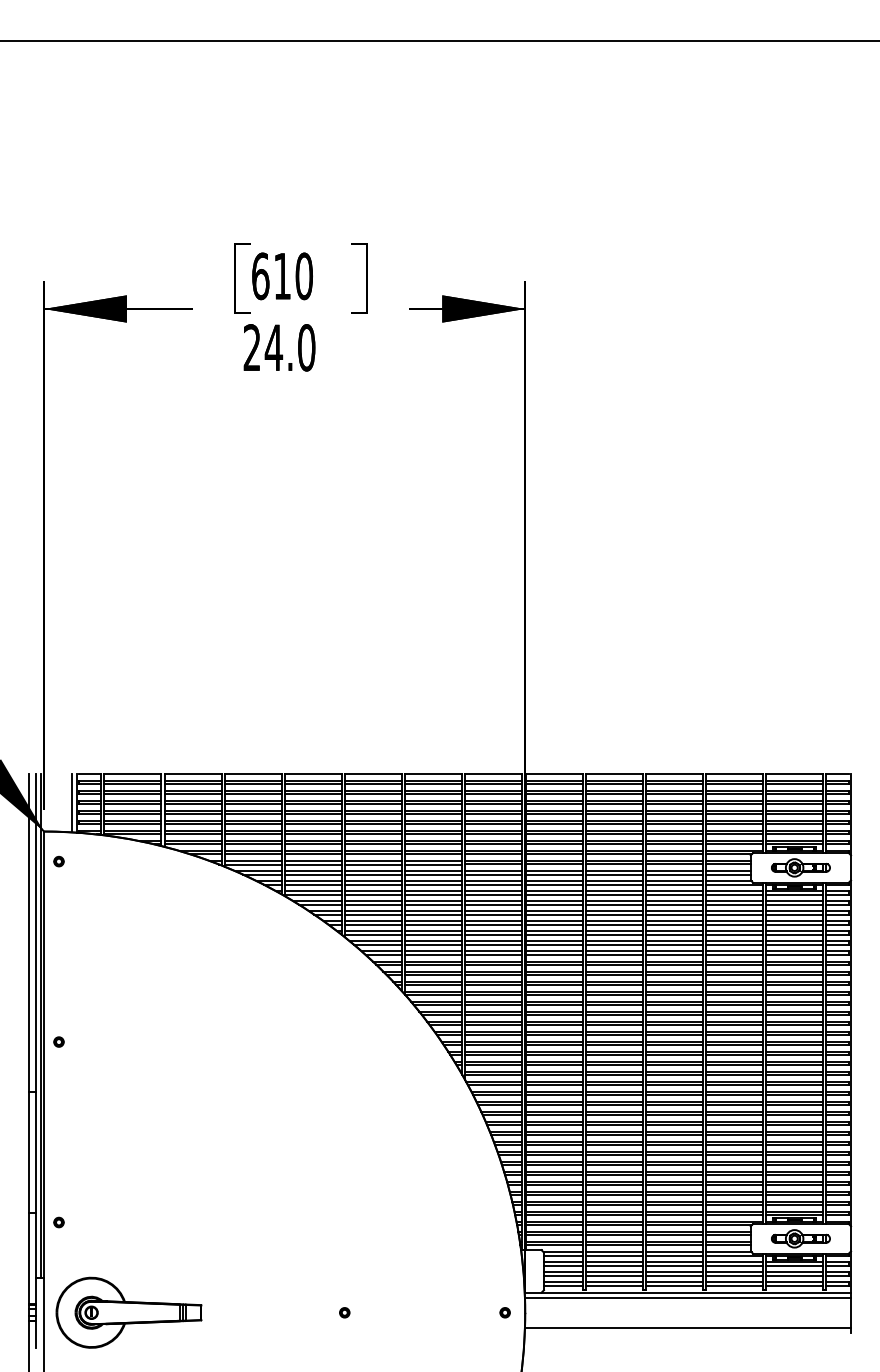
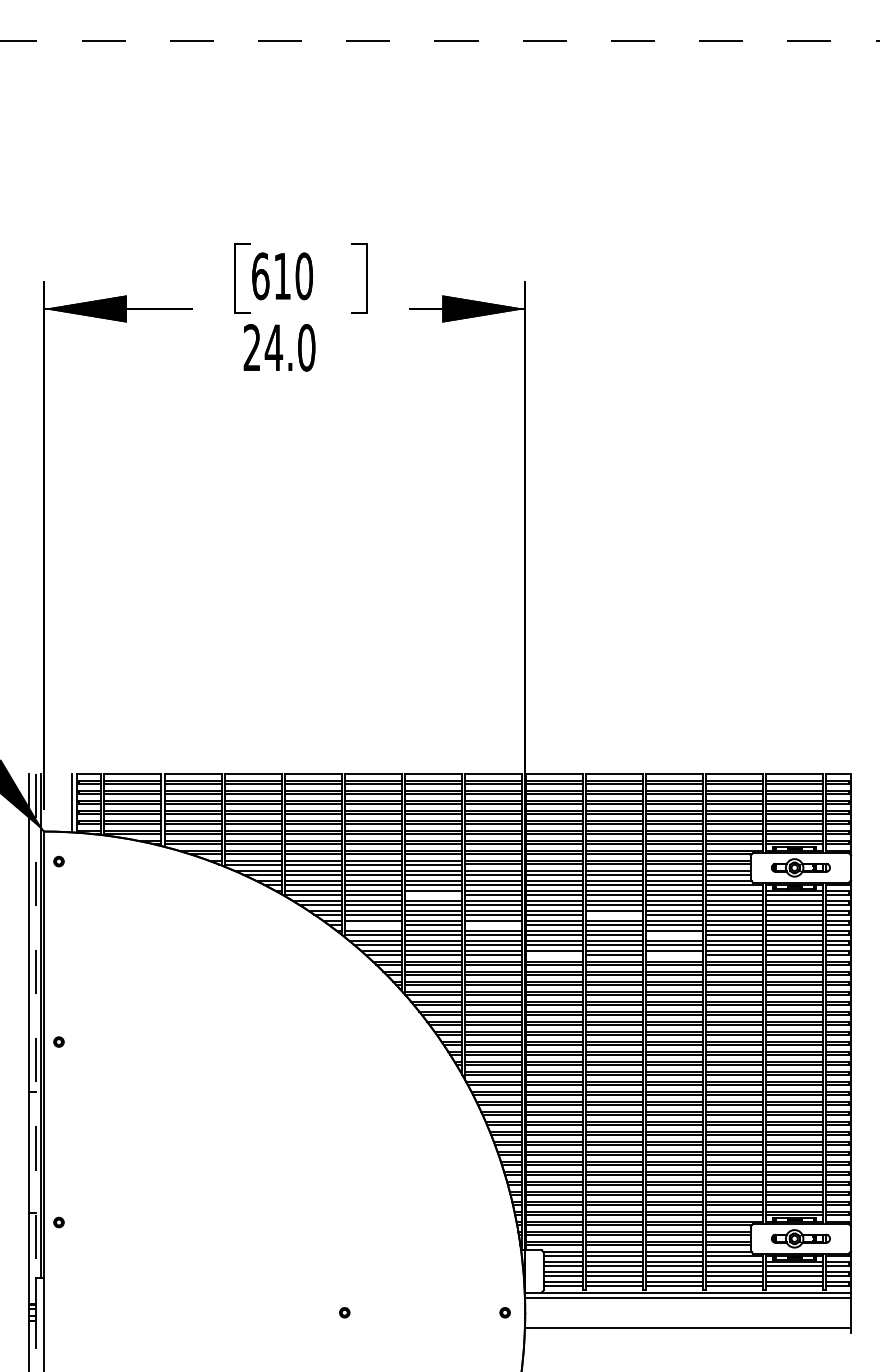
line: solid -> dashed (439, 41)
line: present -> none (433, 894)
line: present -> none (613, 914)
line: present -> none (373, 924)
line: present -> none (493, 924)
line: present -> none (673, 934)
line: present -> none (553, 954)
line: present -> none (673, 954)
line: solid -> dashed (36, 1026)
part: present -> none (128, 1312)
